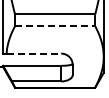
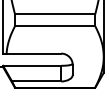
line: dashed -> solid (55, 26)
line: dashed -> solid (34, 53)
